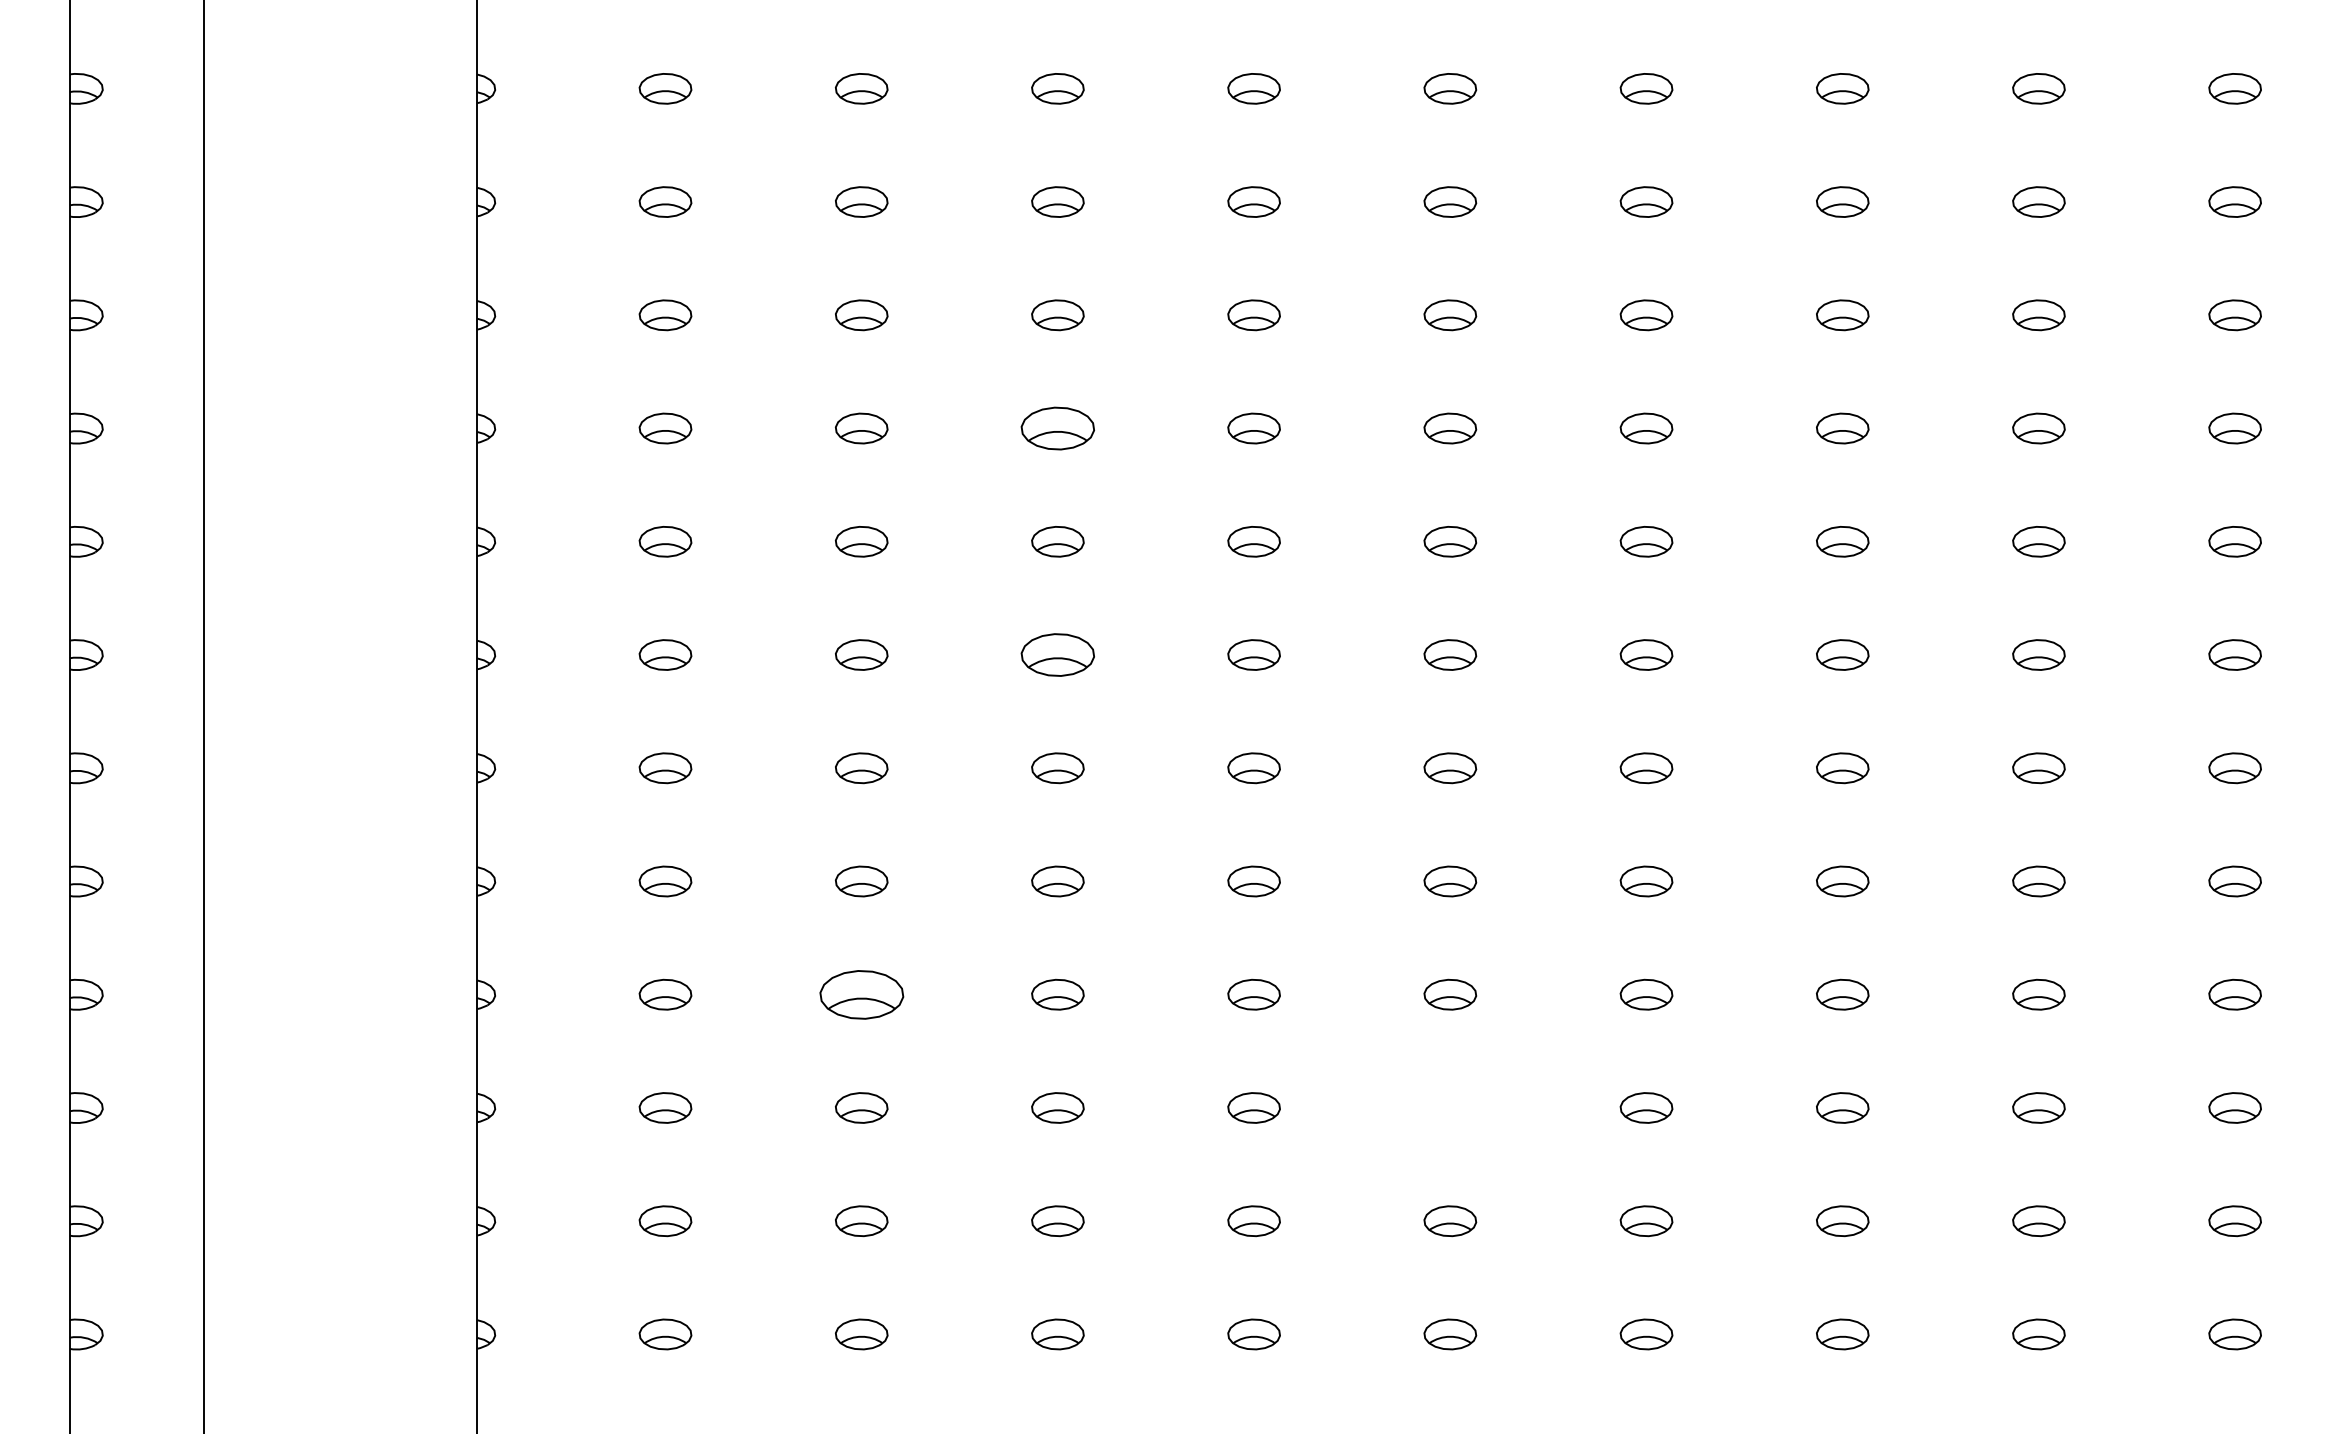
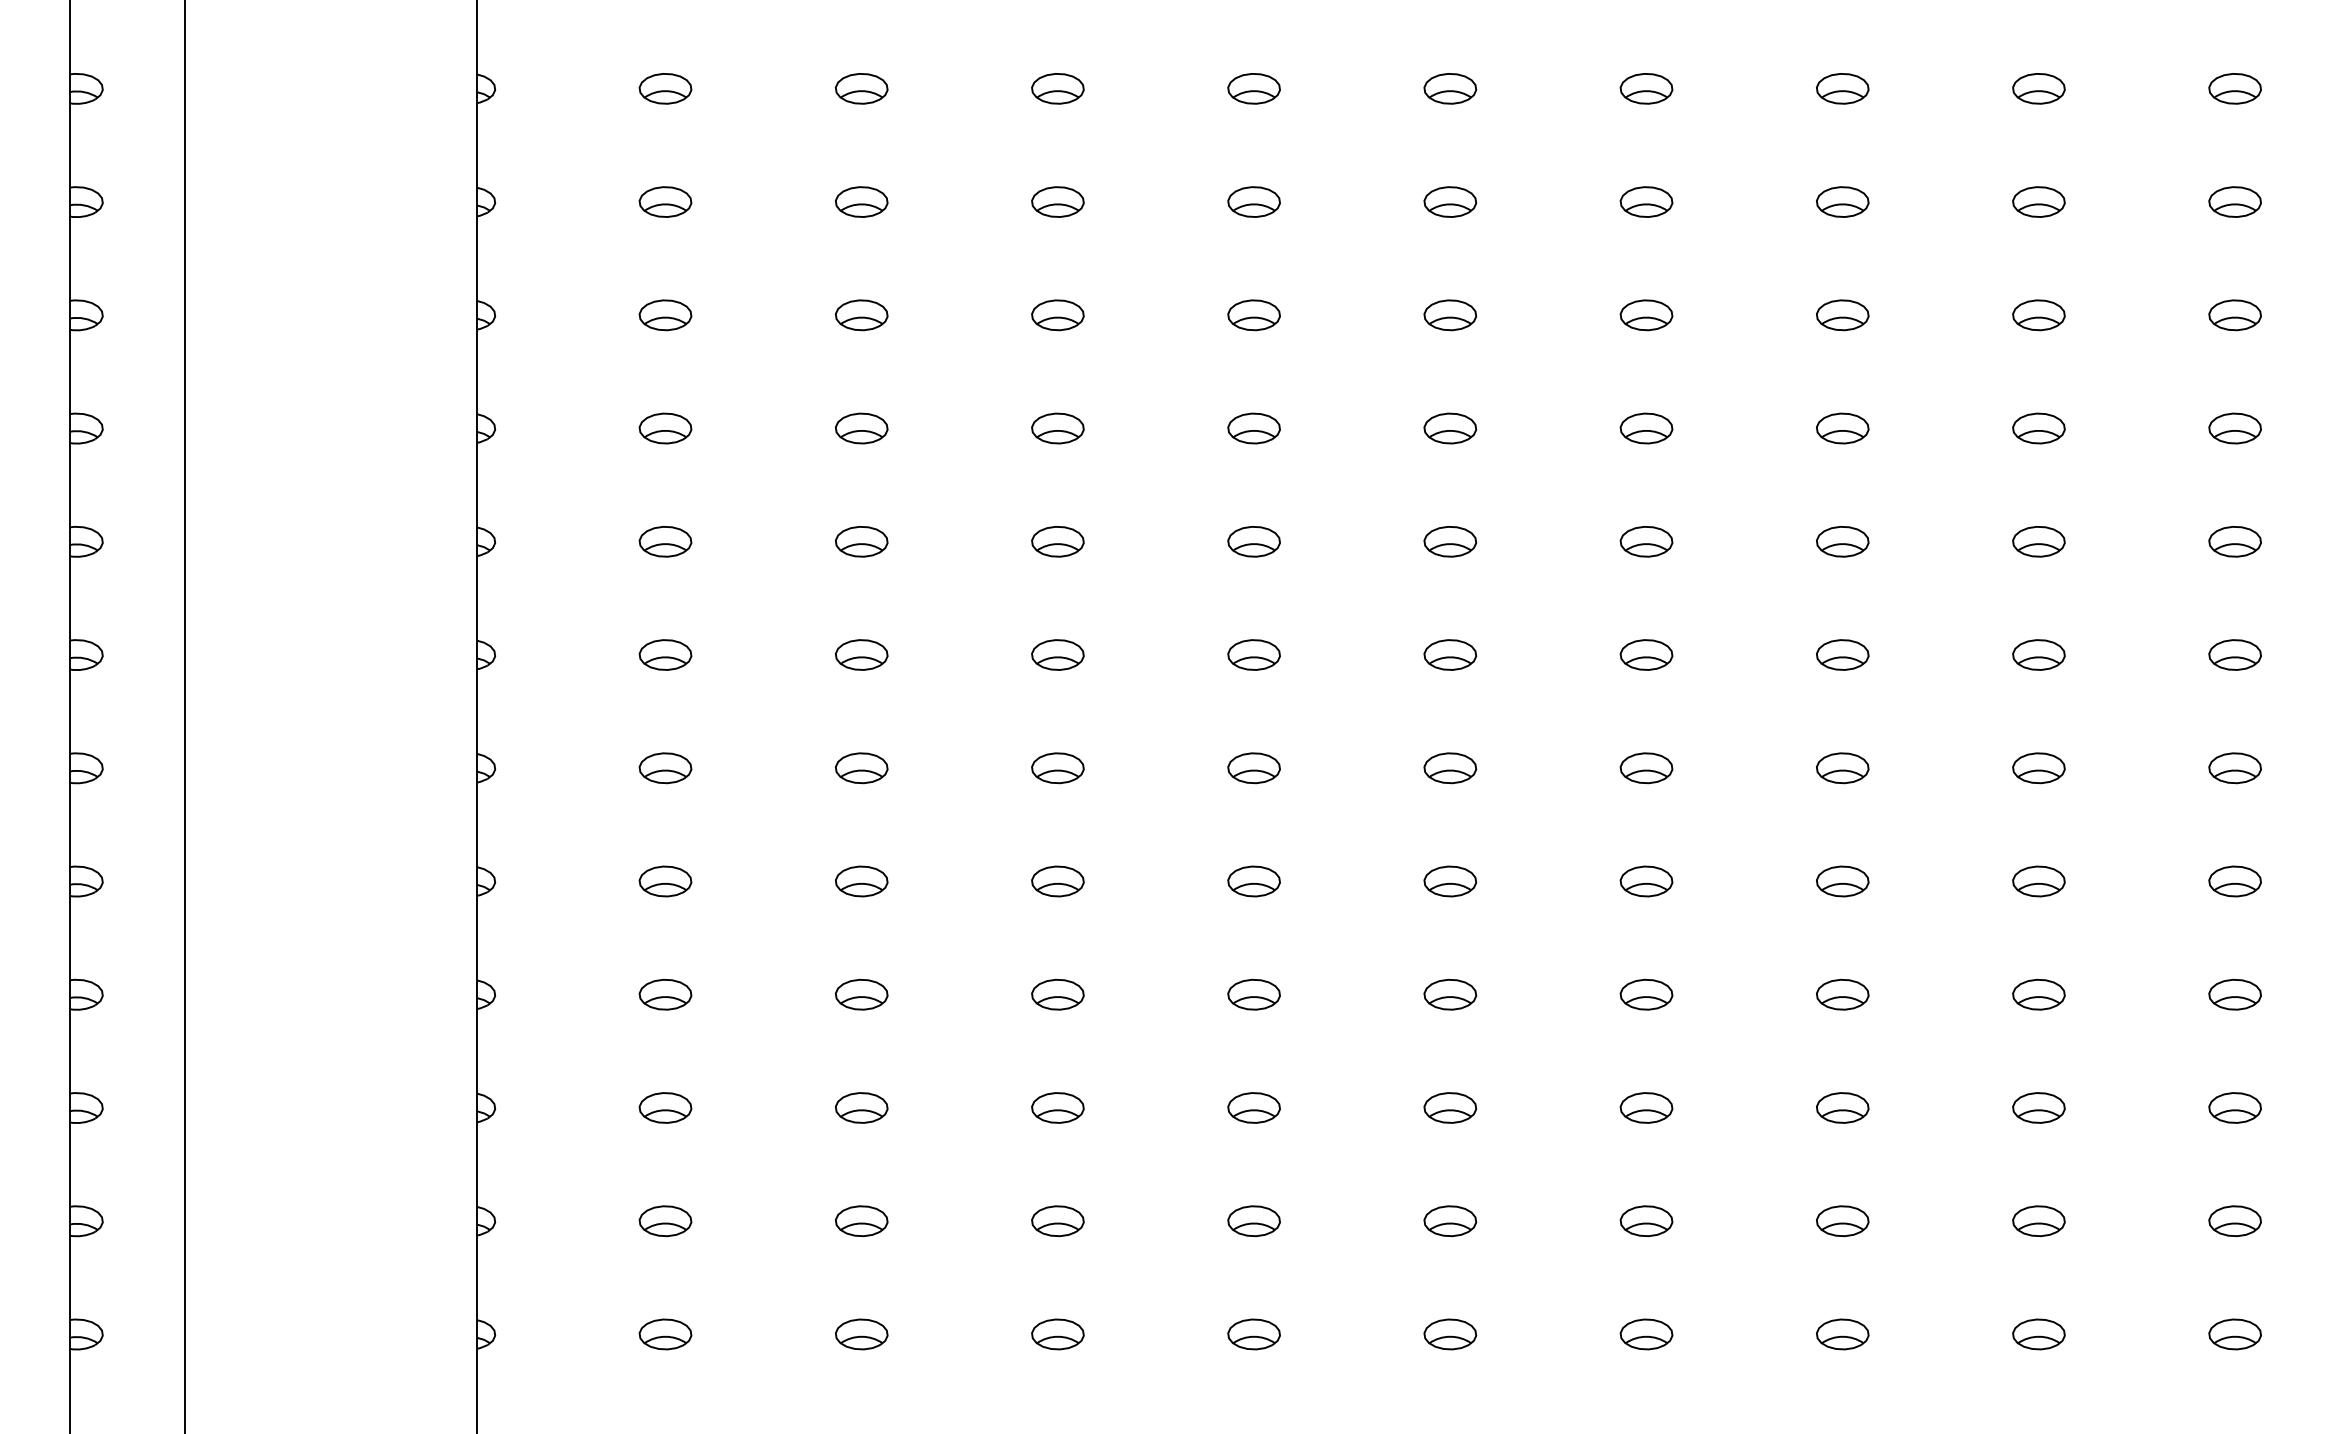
part size: 75x45 px -> 54x33 px (1057, 428)
part size: 75x44 px -> 54x32 px (1057, 654)
line position: (204, 716) -> (185, 716) (185, 716)
part size: 86x50 px -> 55x33 px (861, 994)
part: none -> present (1450, 1107)
